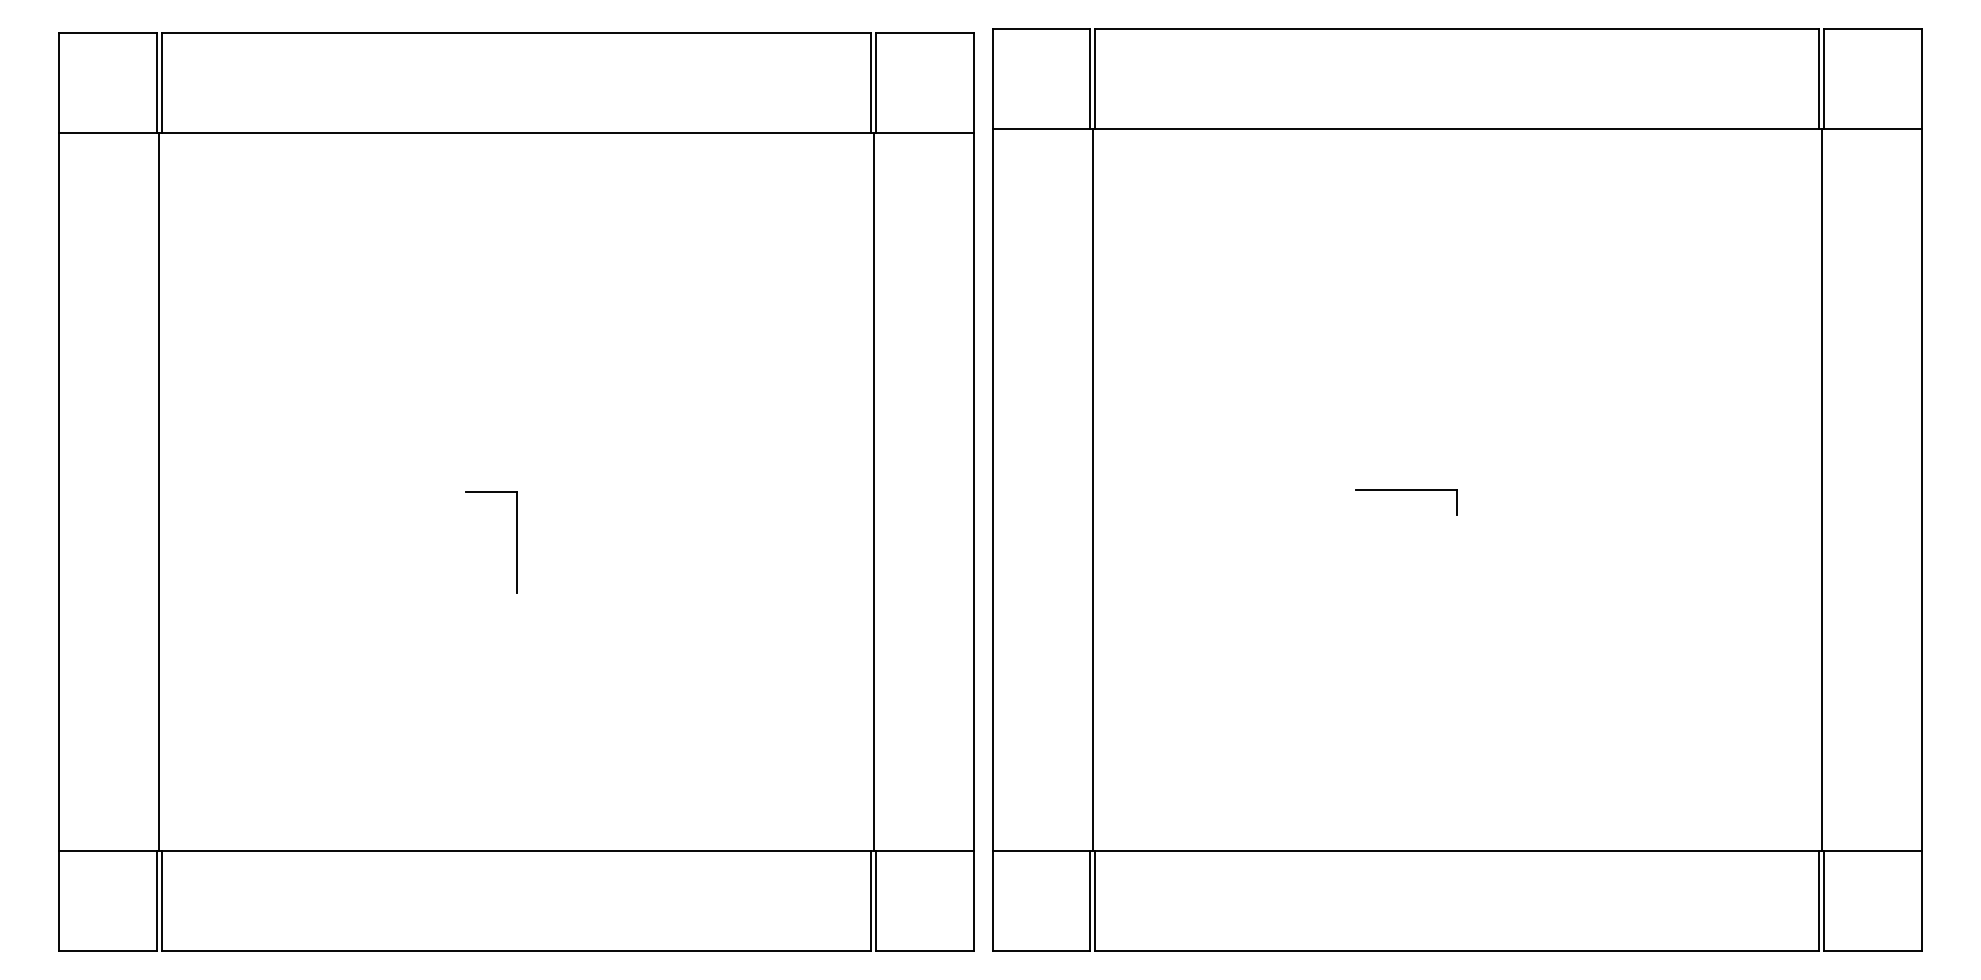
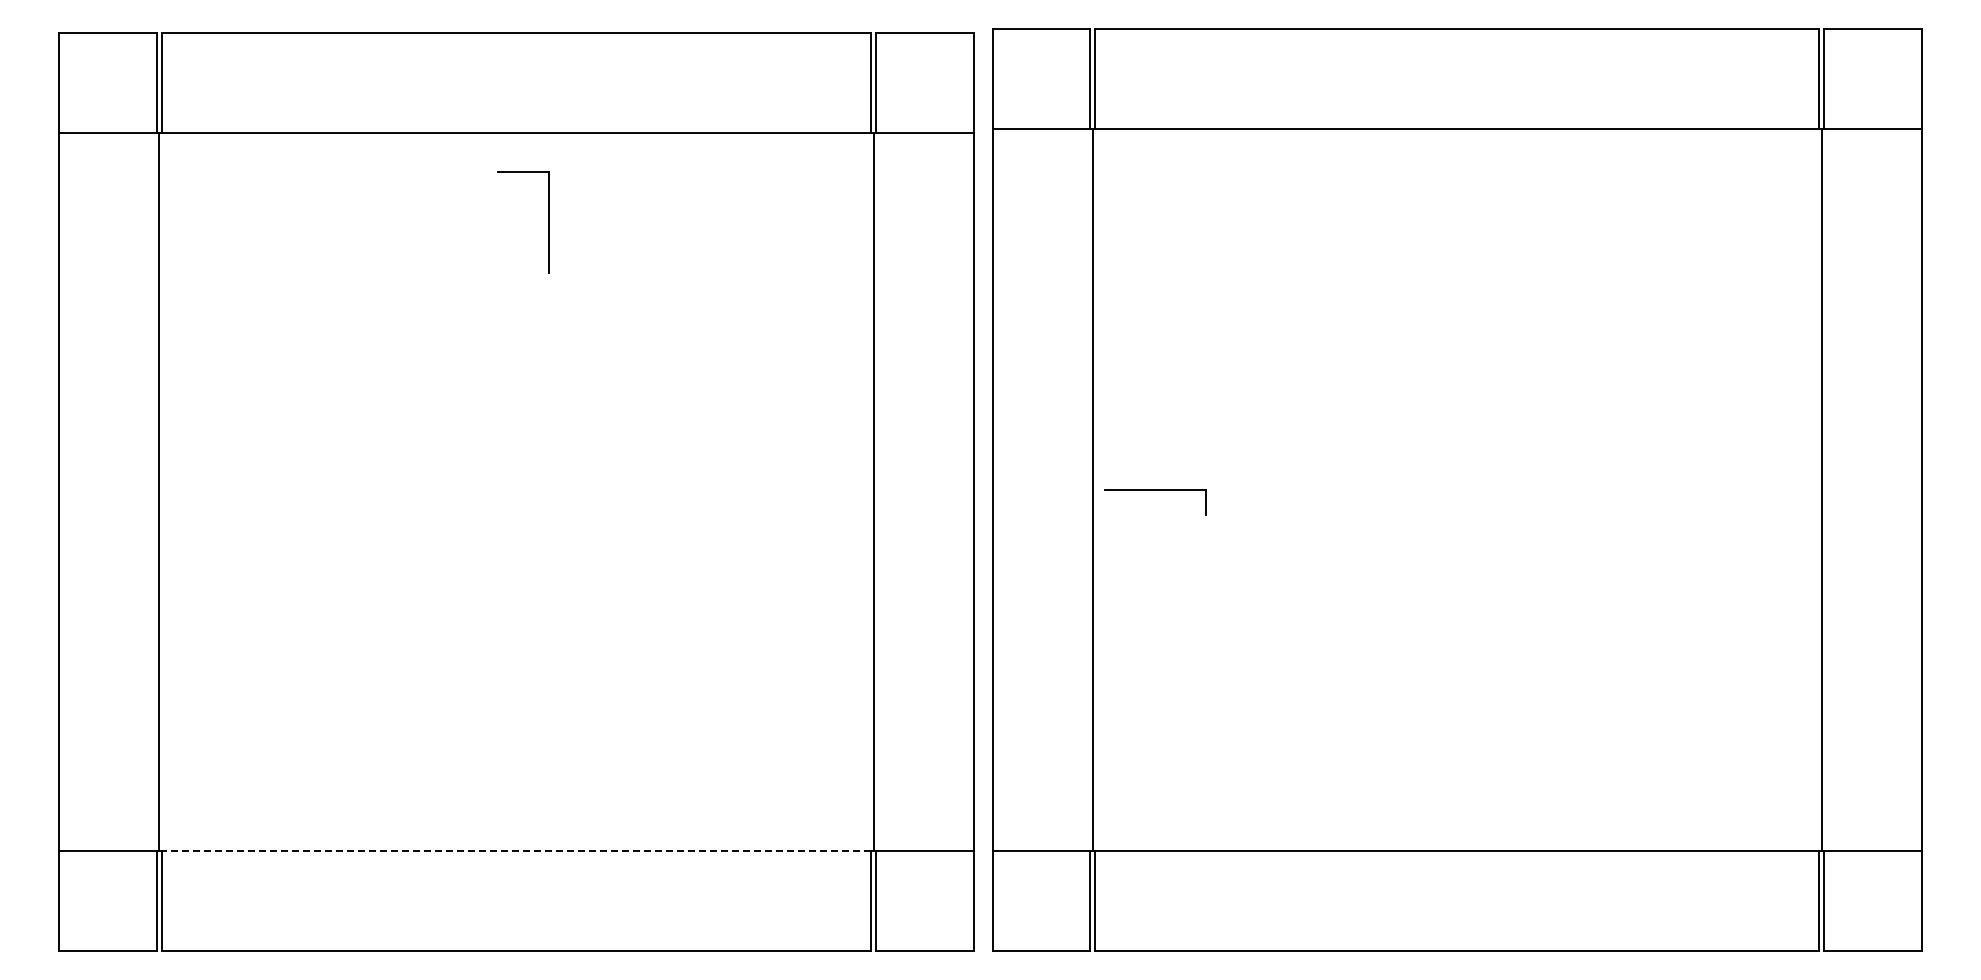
part position: (1406, 490) -> (1155, 490) (1155, 490)
part position: (516, 542) -> (548, 222) (548, 222)
line: solid -> dashed (516, 850)
